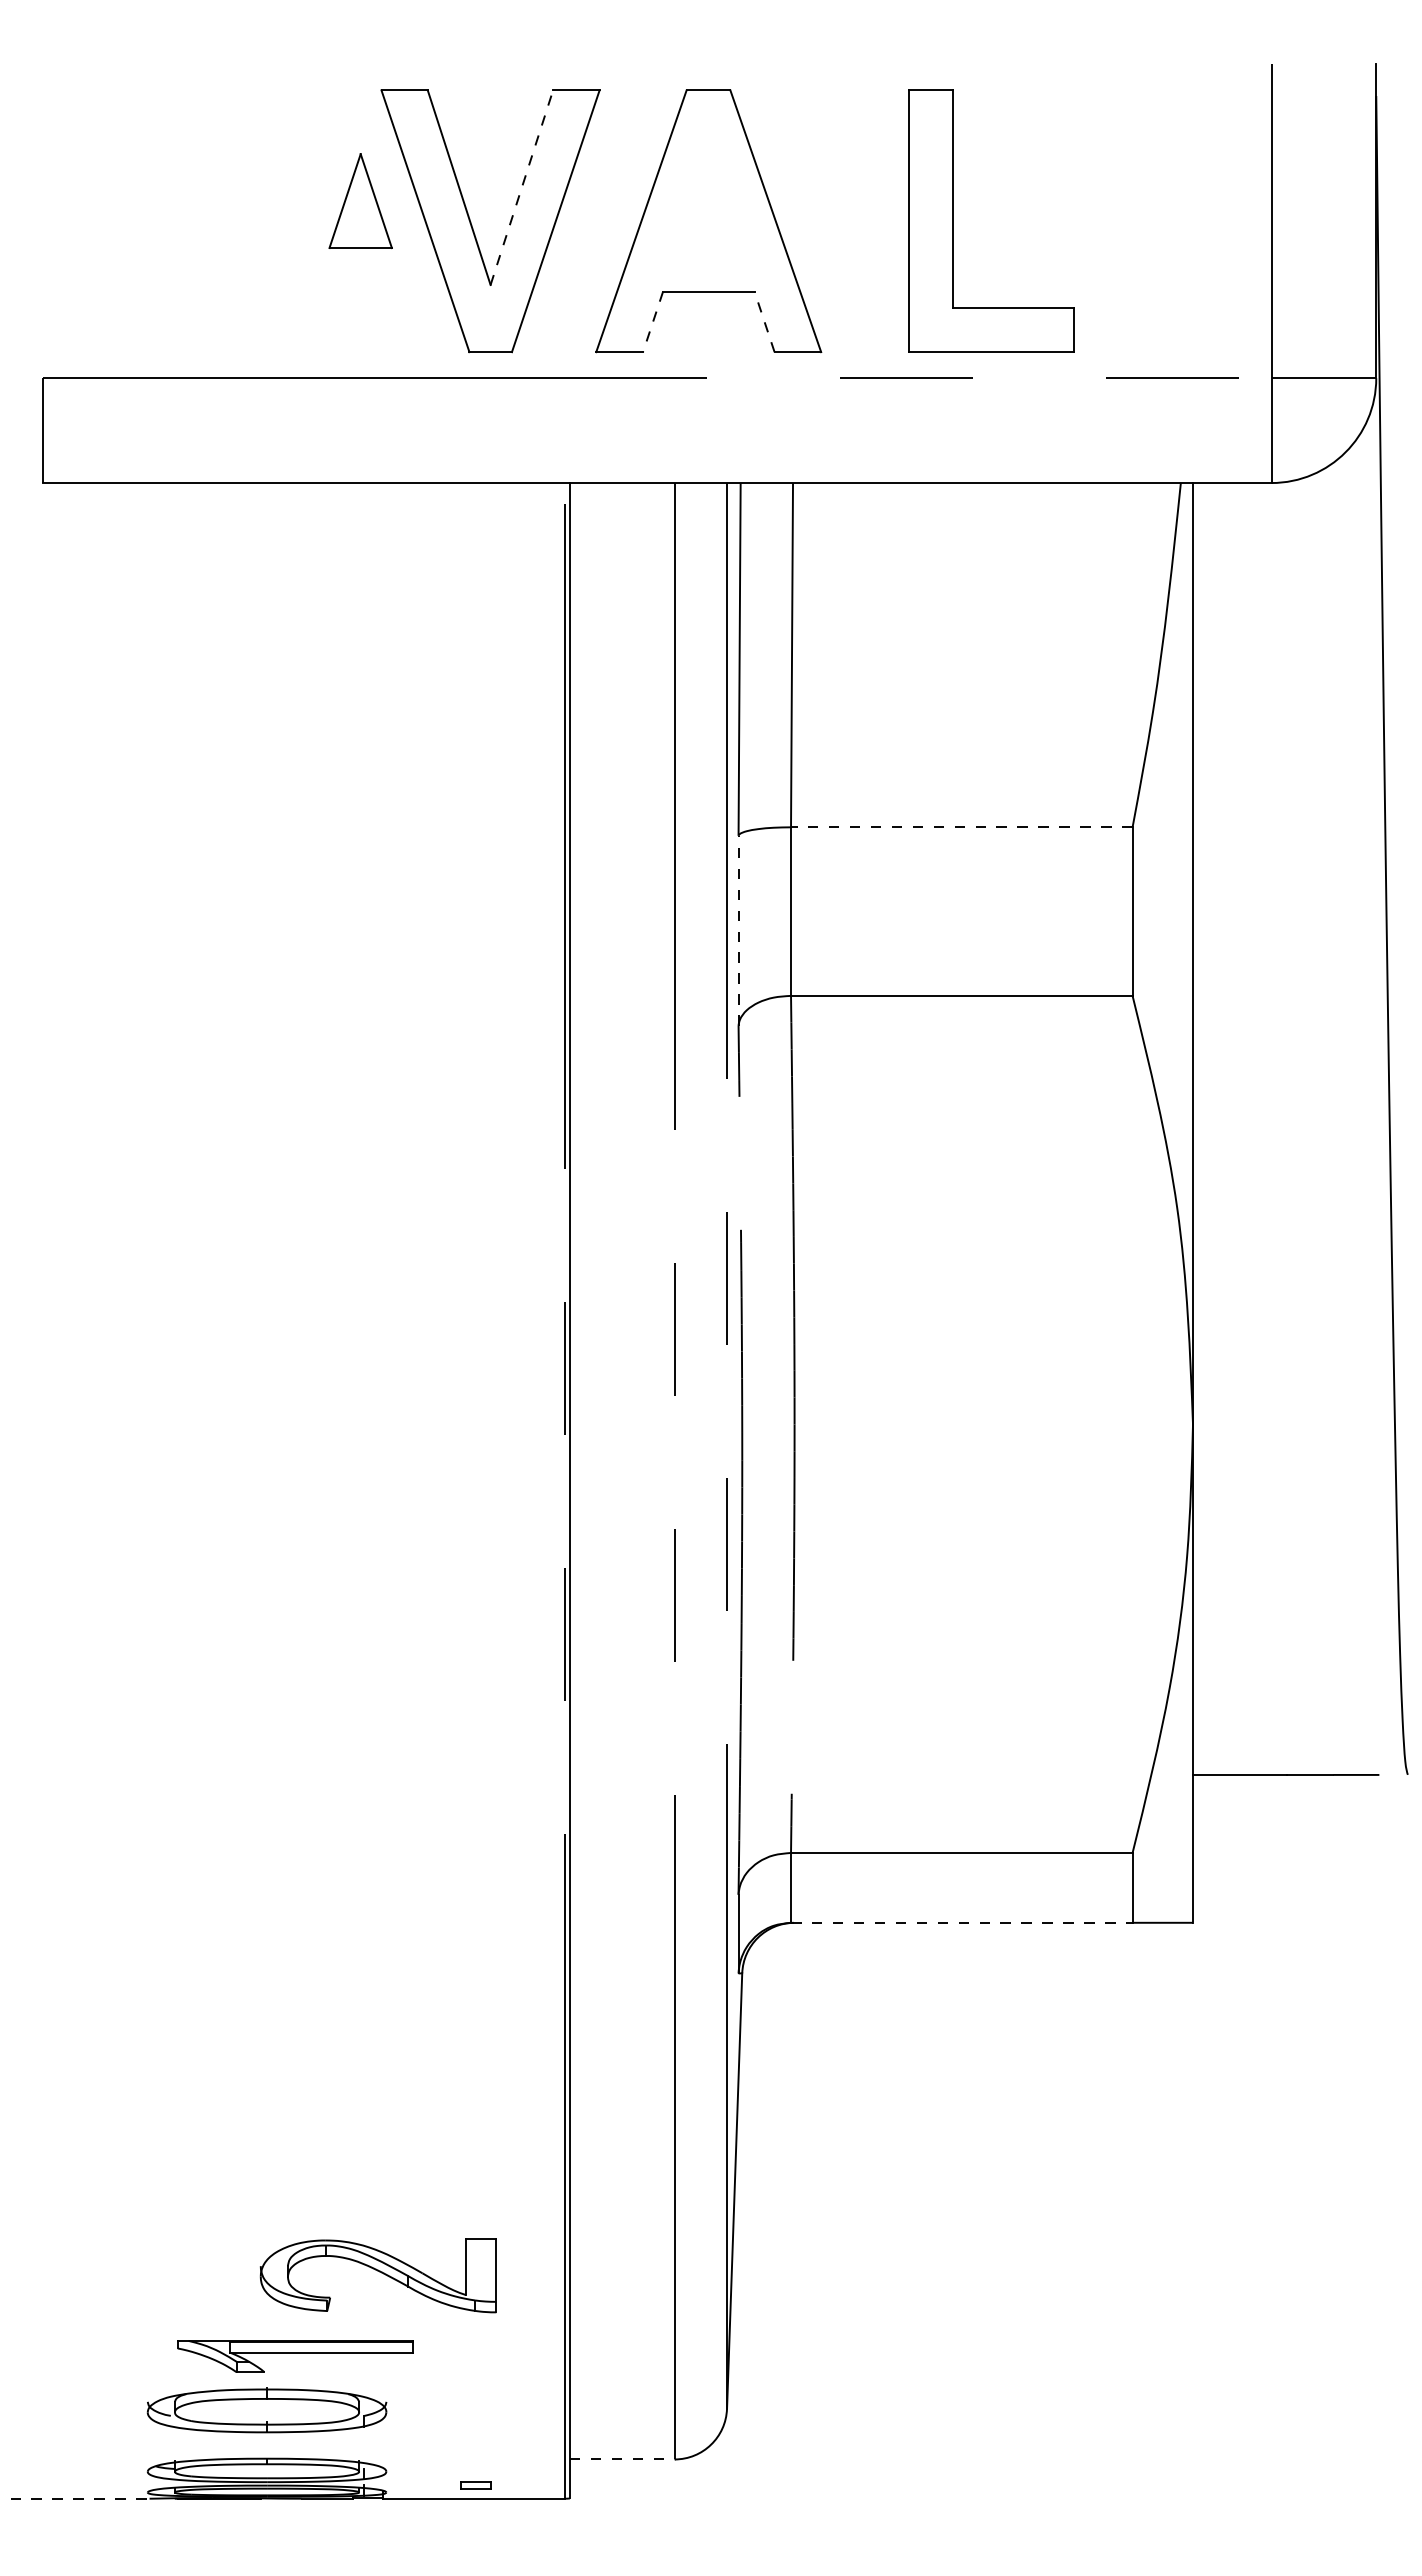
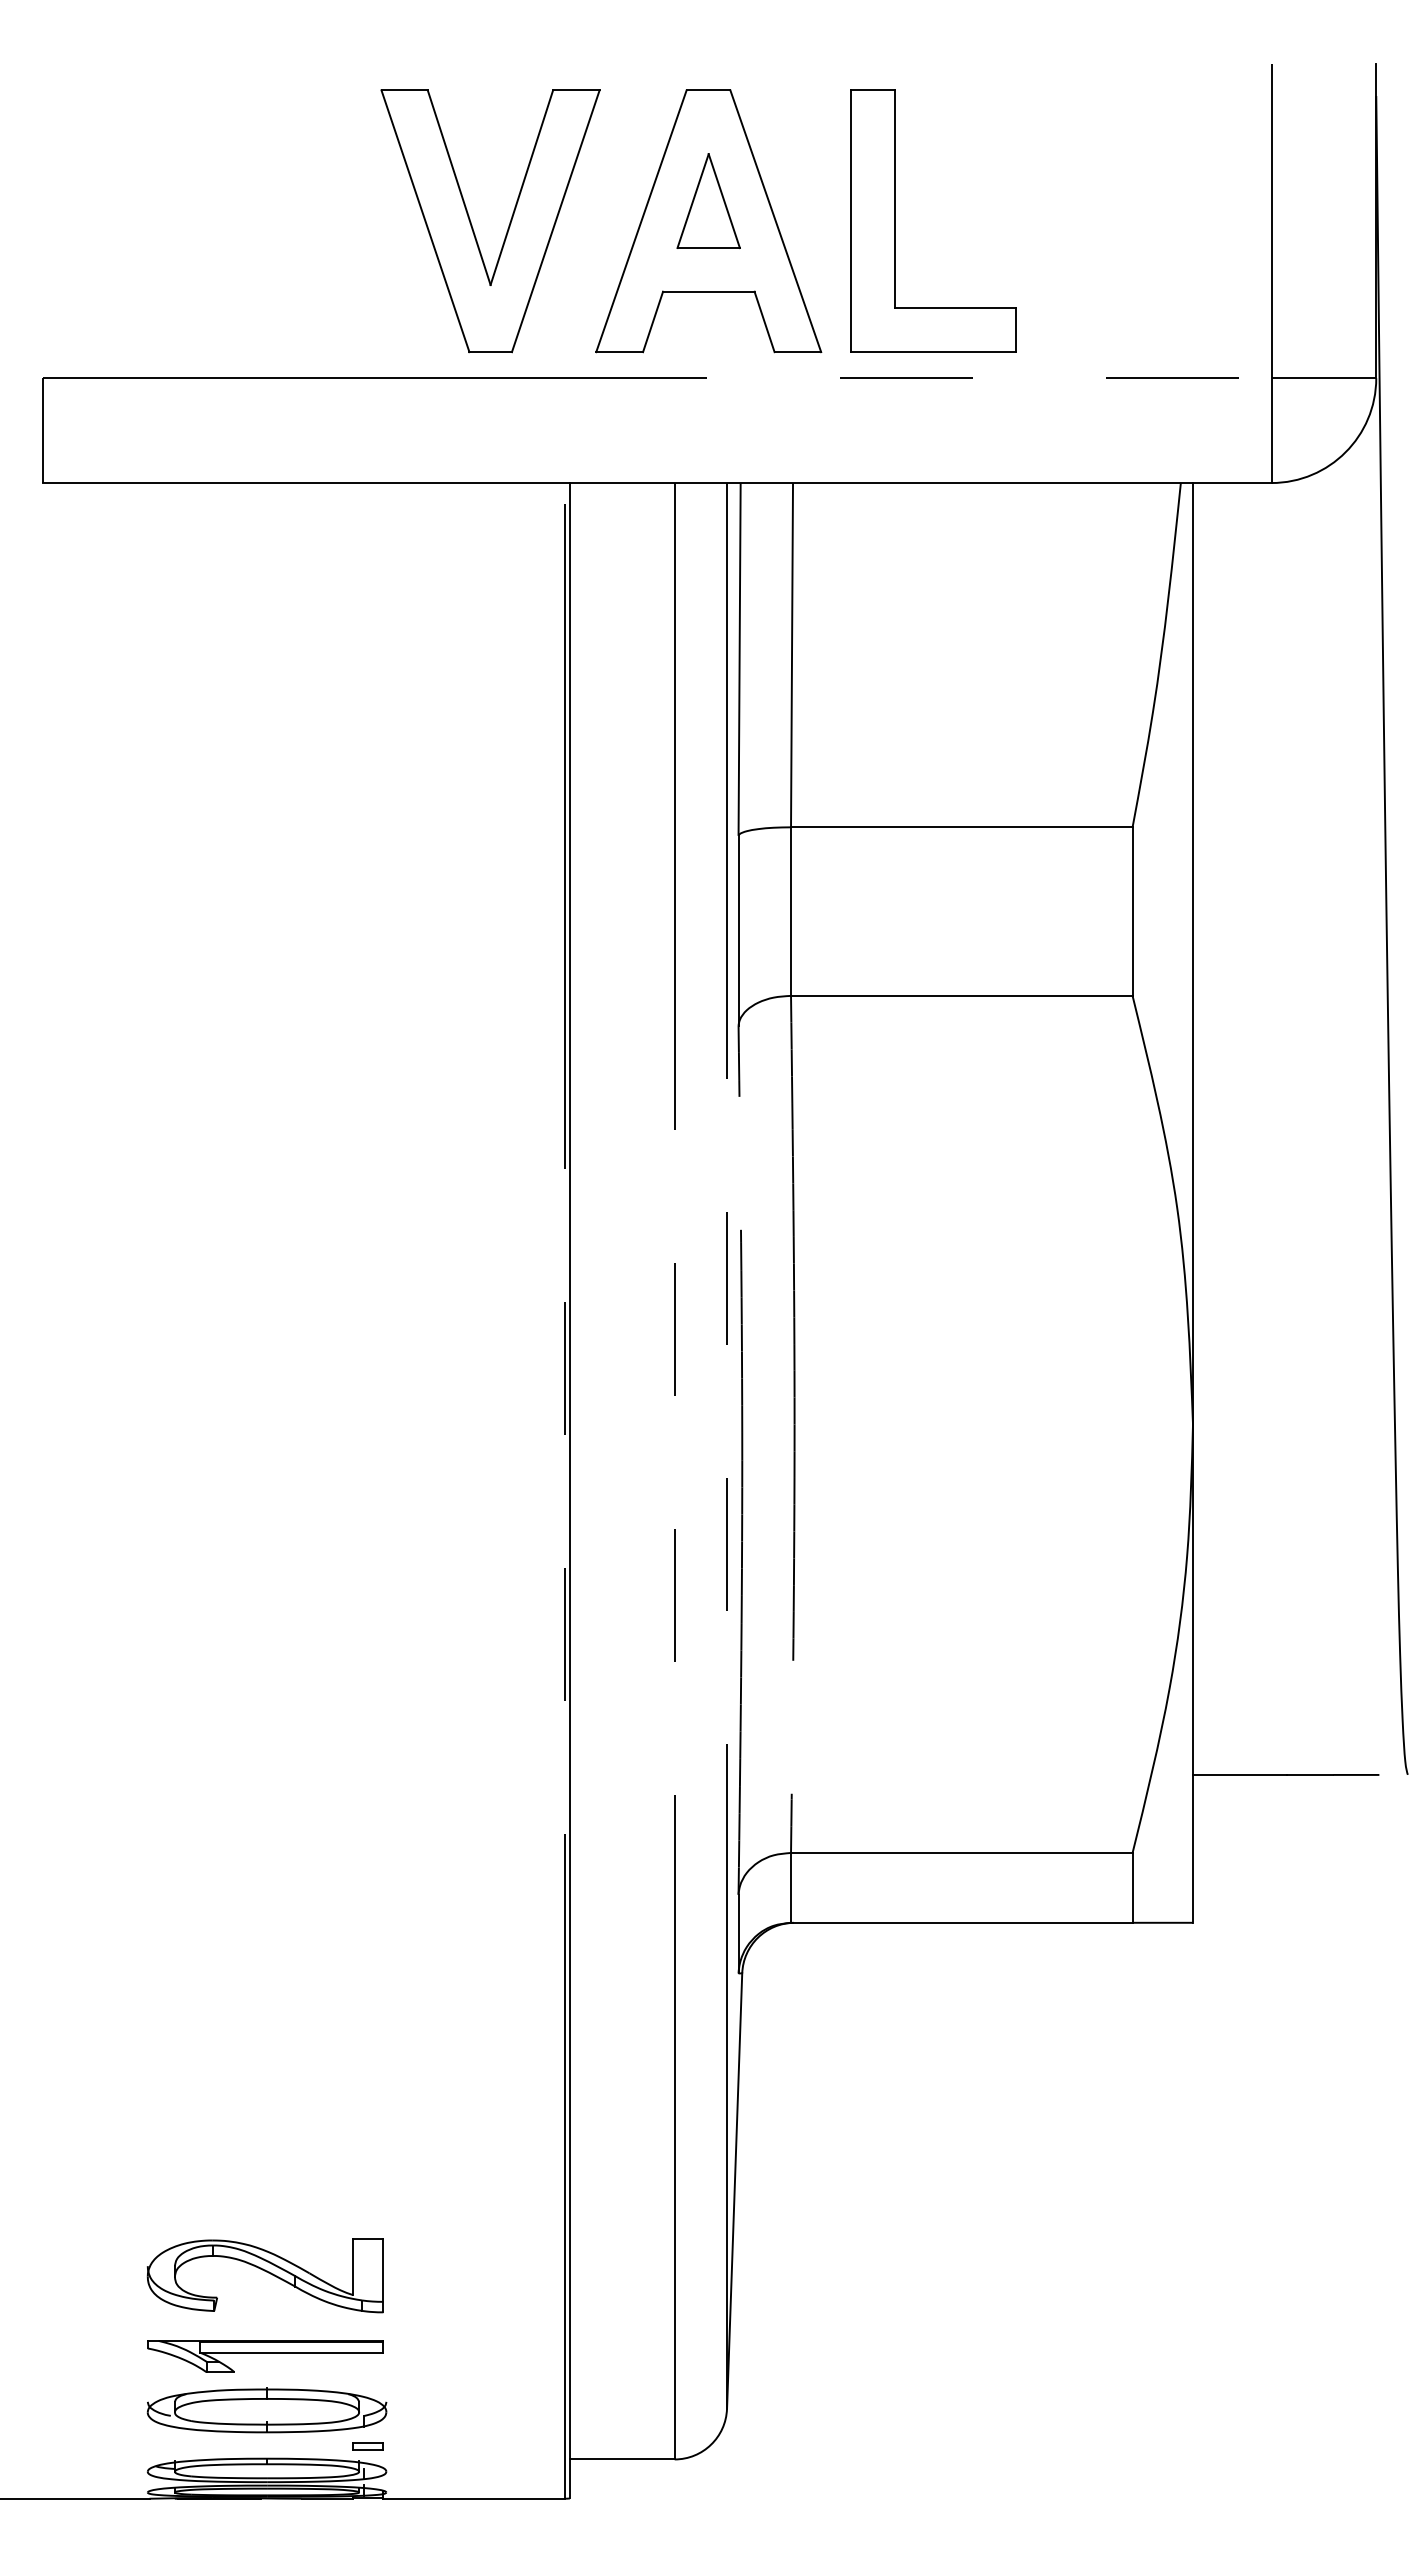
line: dashed -> solid (522, 187)
part position: (360, 200) -> (708, 200) (708, 200)
part position: (953, 220) -> (895, 220) (895, 220)
line: dashed -> solid (653, 321)
line: dashed -> solid (764, 321)
line: dashed -> solid (961, 827)
line: dashed -> solid (738, 930)
line: dashed -> solid (961, 1922)
part position: (377, 2275) -> (264, 2275) (264, 2275)
part position: (295, 2356) -> (265, 2356) (265, 2356)
line: dashed -> solid (622, 2459)
part position: (475, 2485) -> (367, 2446) (367, 2446)
line: dashed -> solid (75, 2498)
